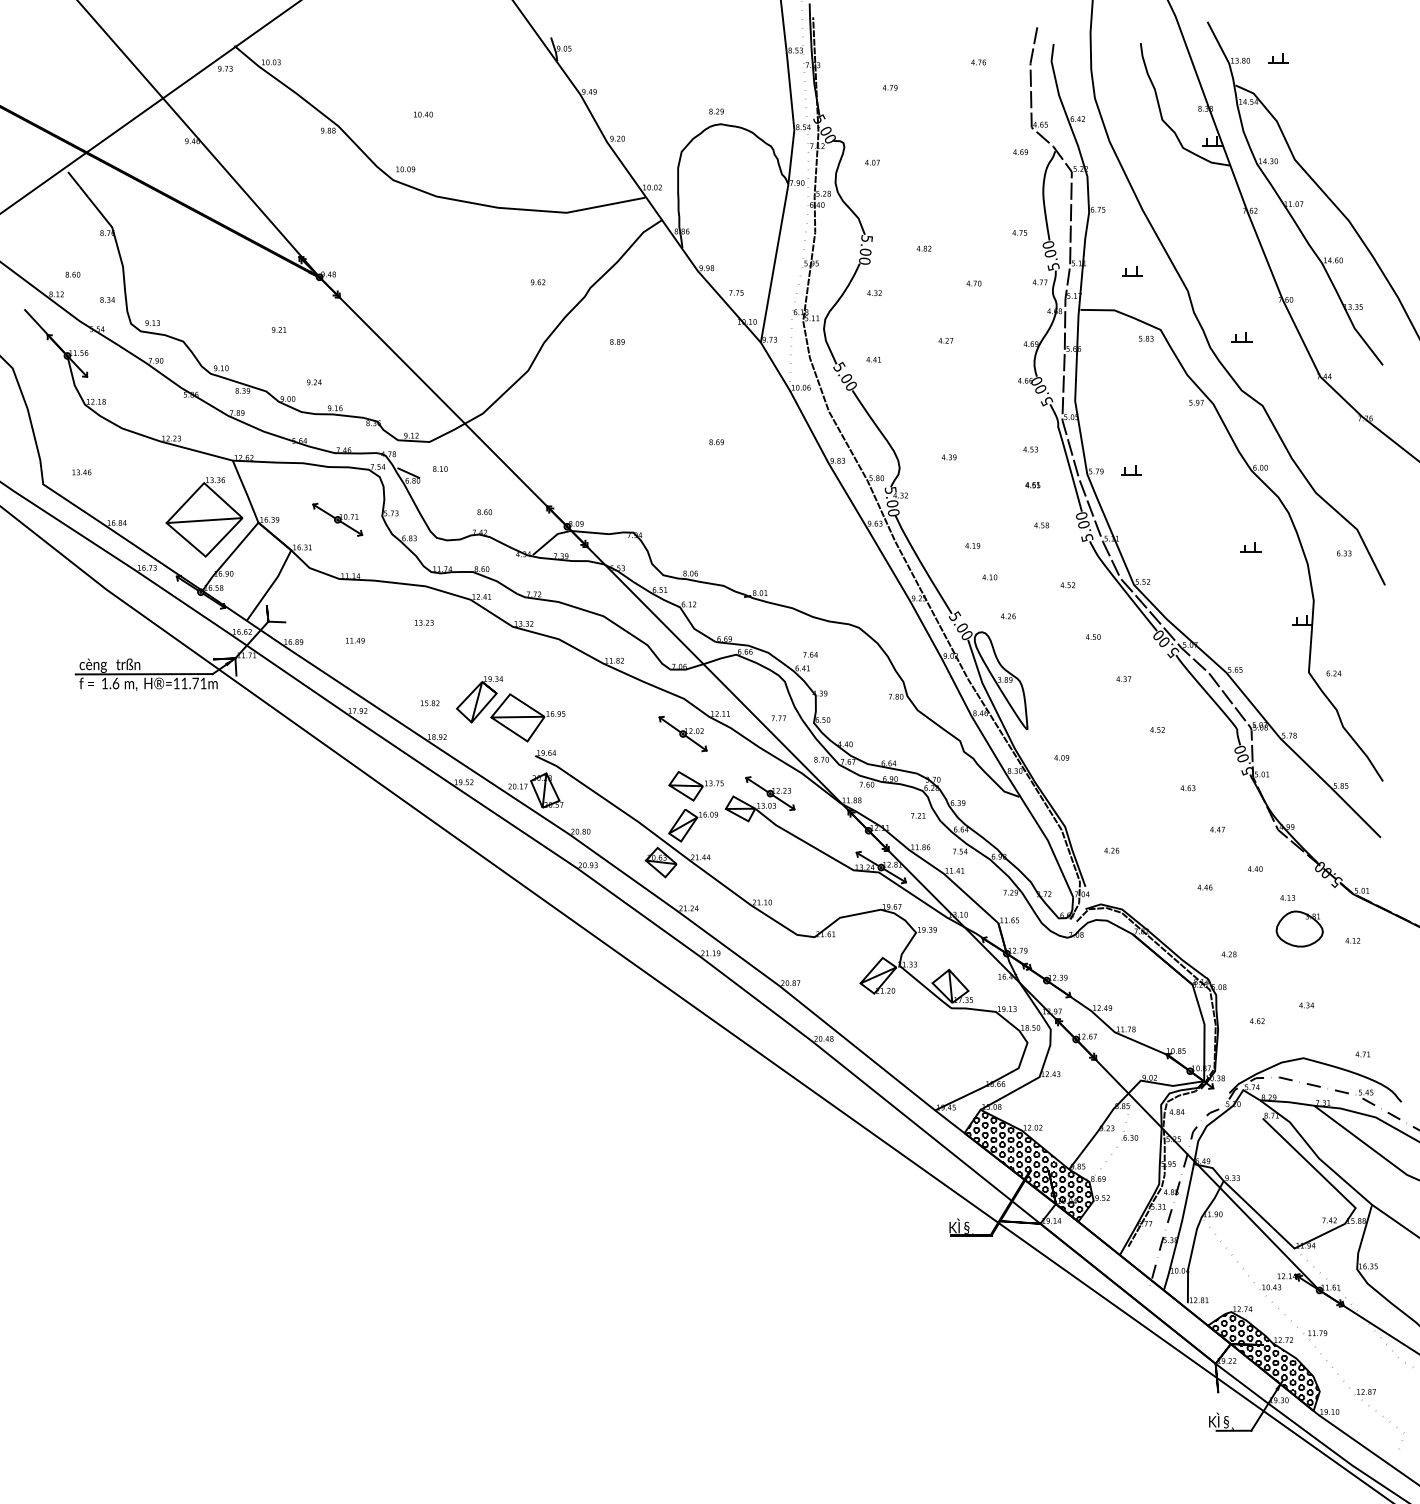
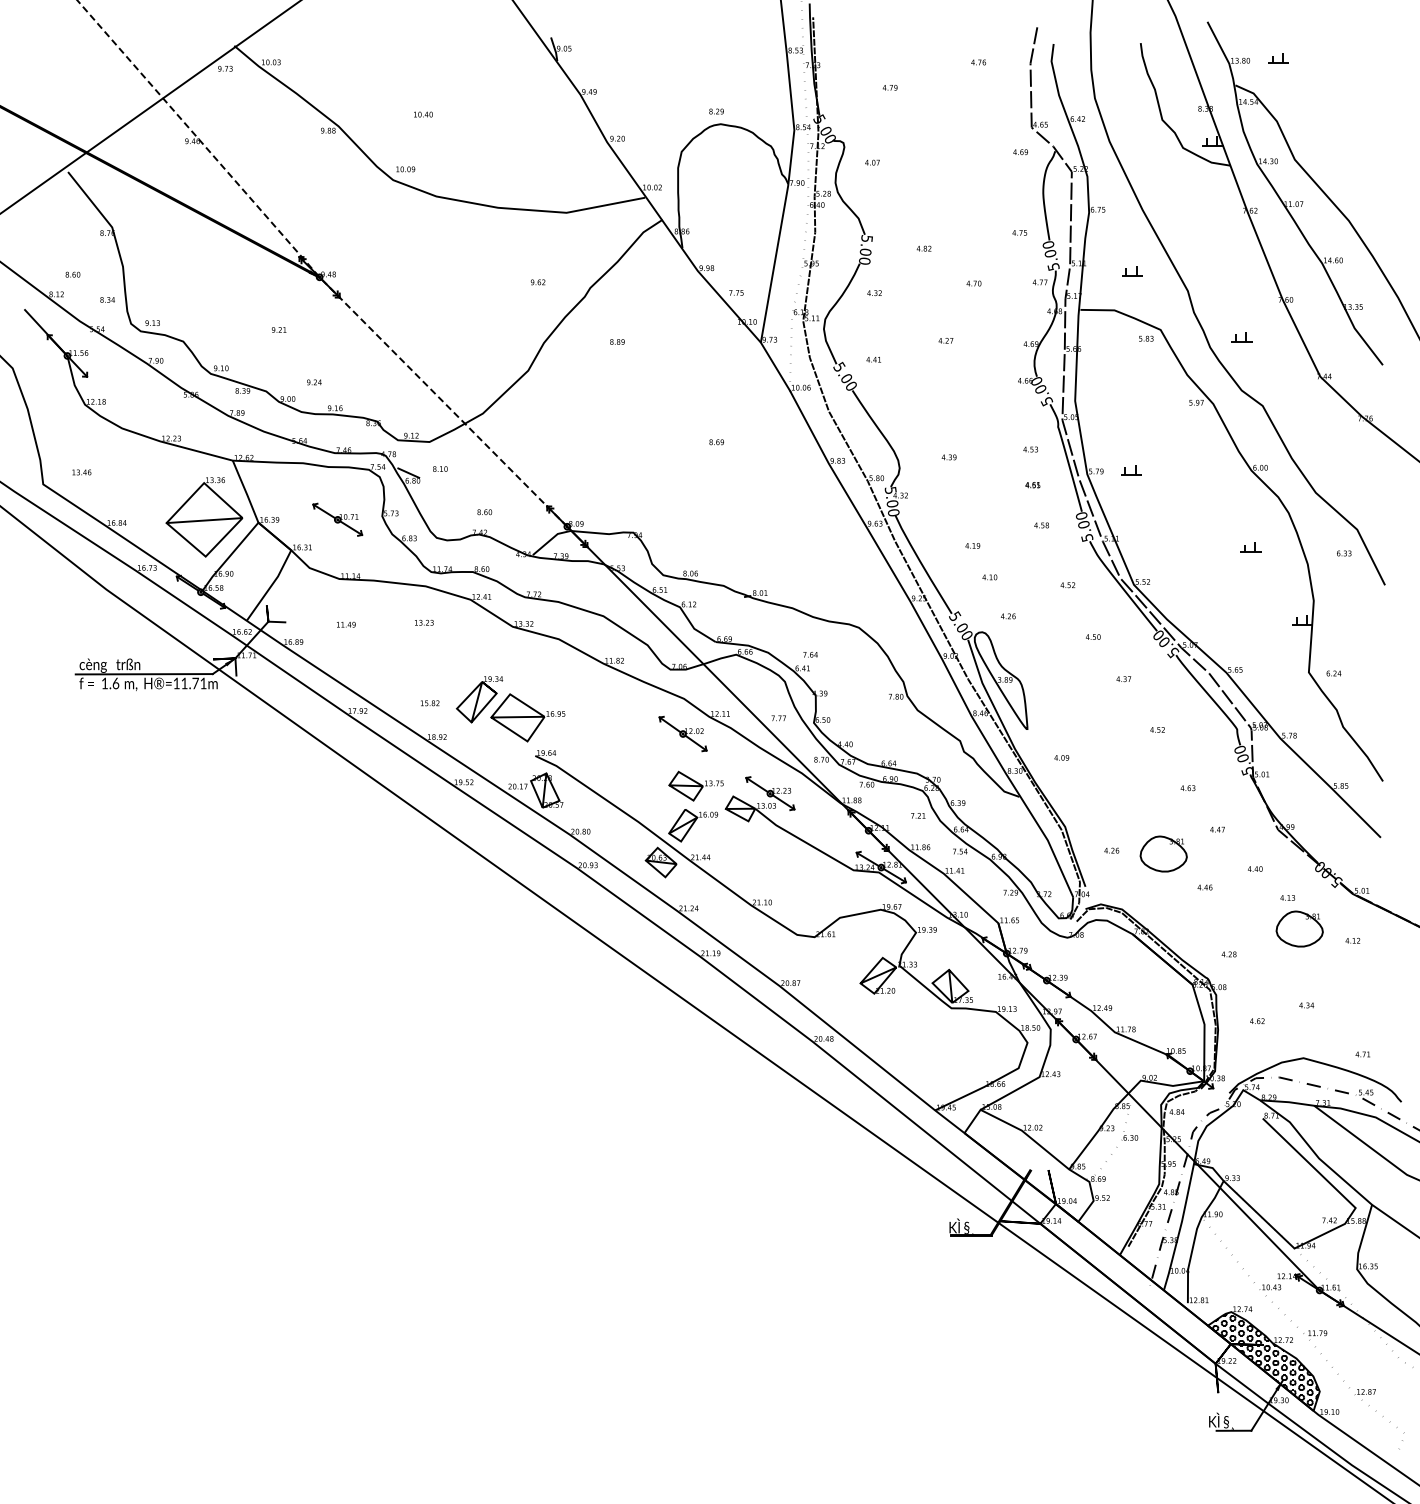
line: solid -> dashed (314, 271)
text position: (355, 640) -> (346, 624) (346, 624)
part: none -> present (1163, 853)
hatch: present -> none (1028, 1166)
